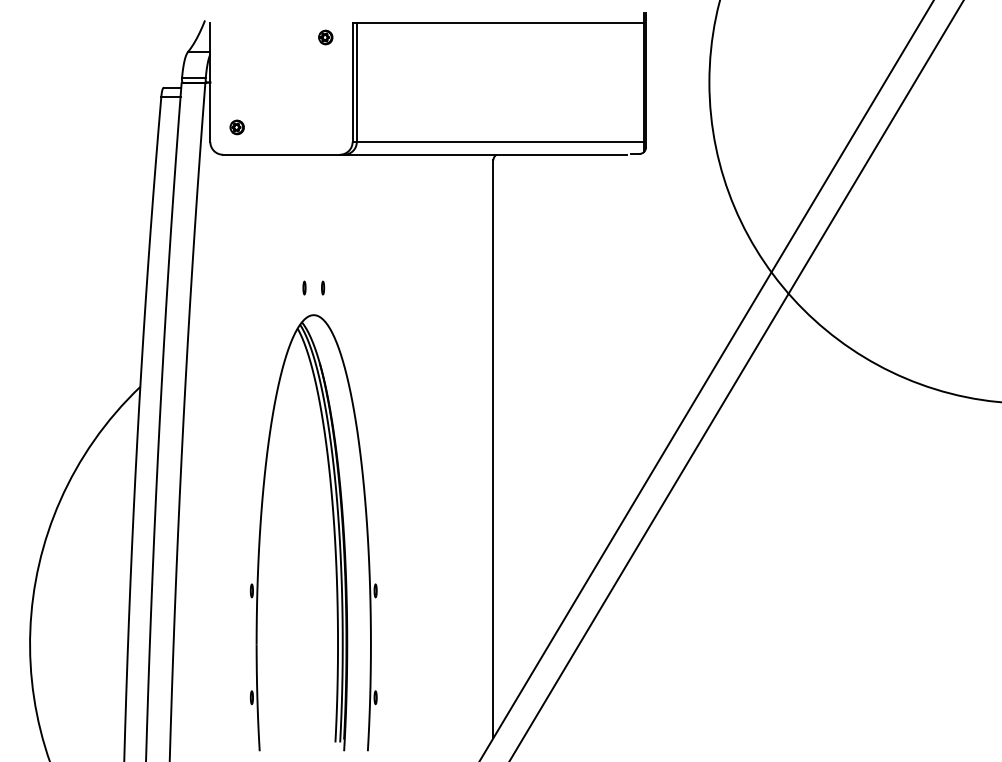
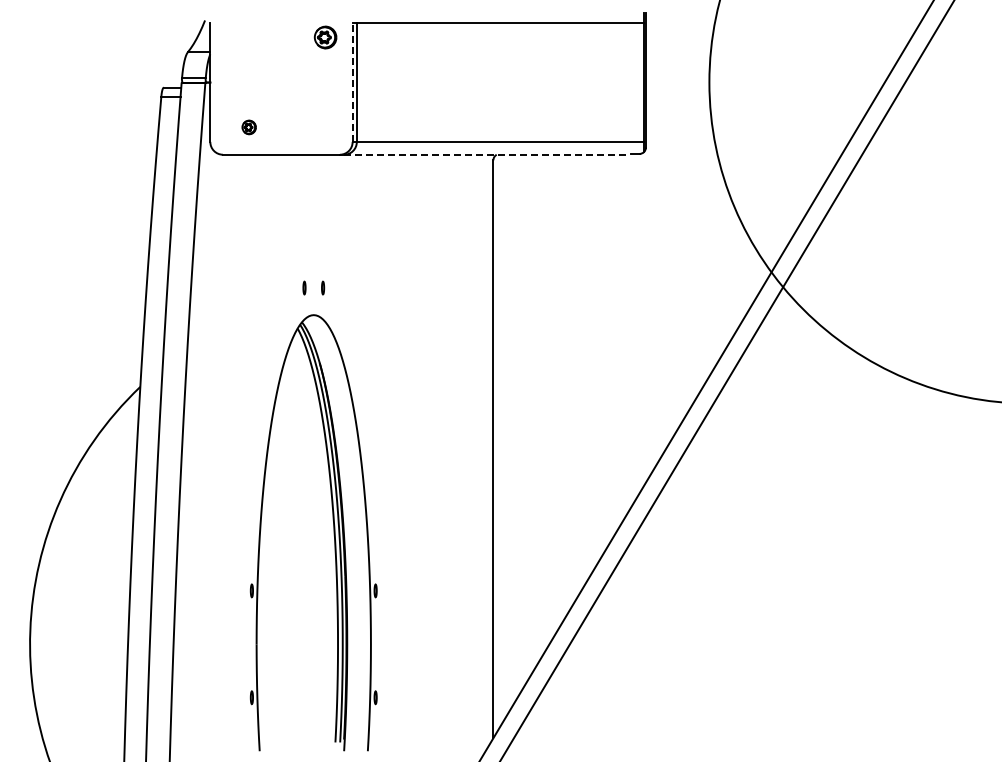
part size: 16x17 px -> 25x25 px (325, 37)
line: solid -> dashed (352, 81)
part position: (236, 127) -> (248, 127) (248, 127)
line: solid -> dashed (486, 154)
line position: (736, 380) -> (727, 380) (727, 380)
